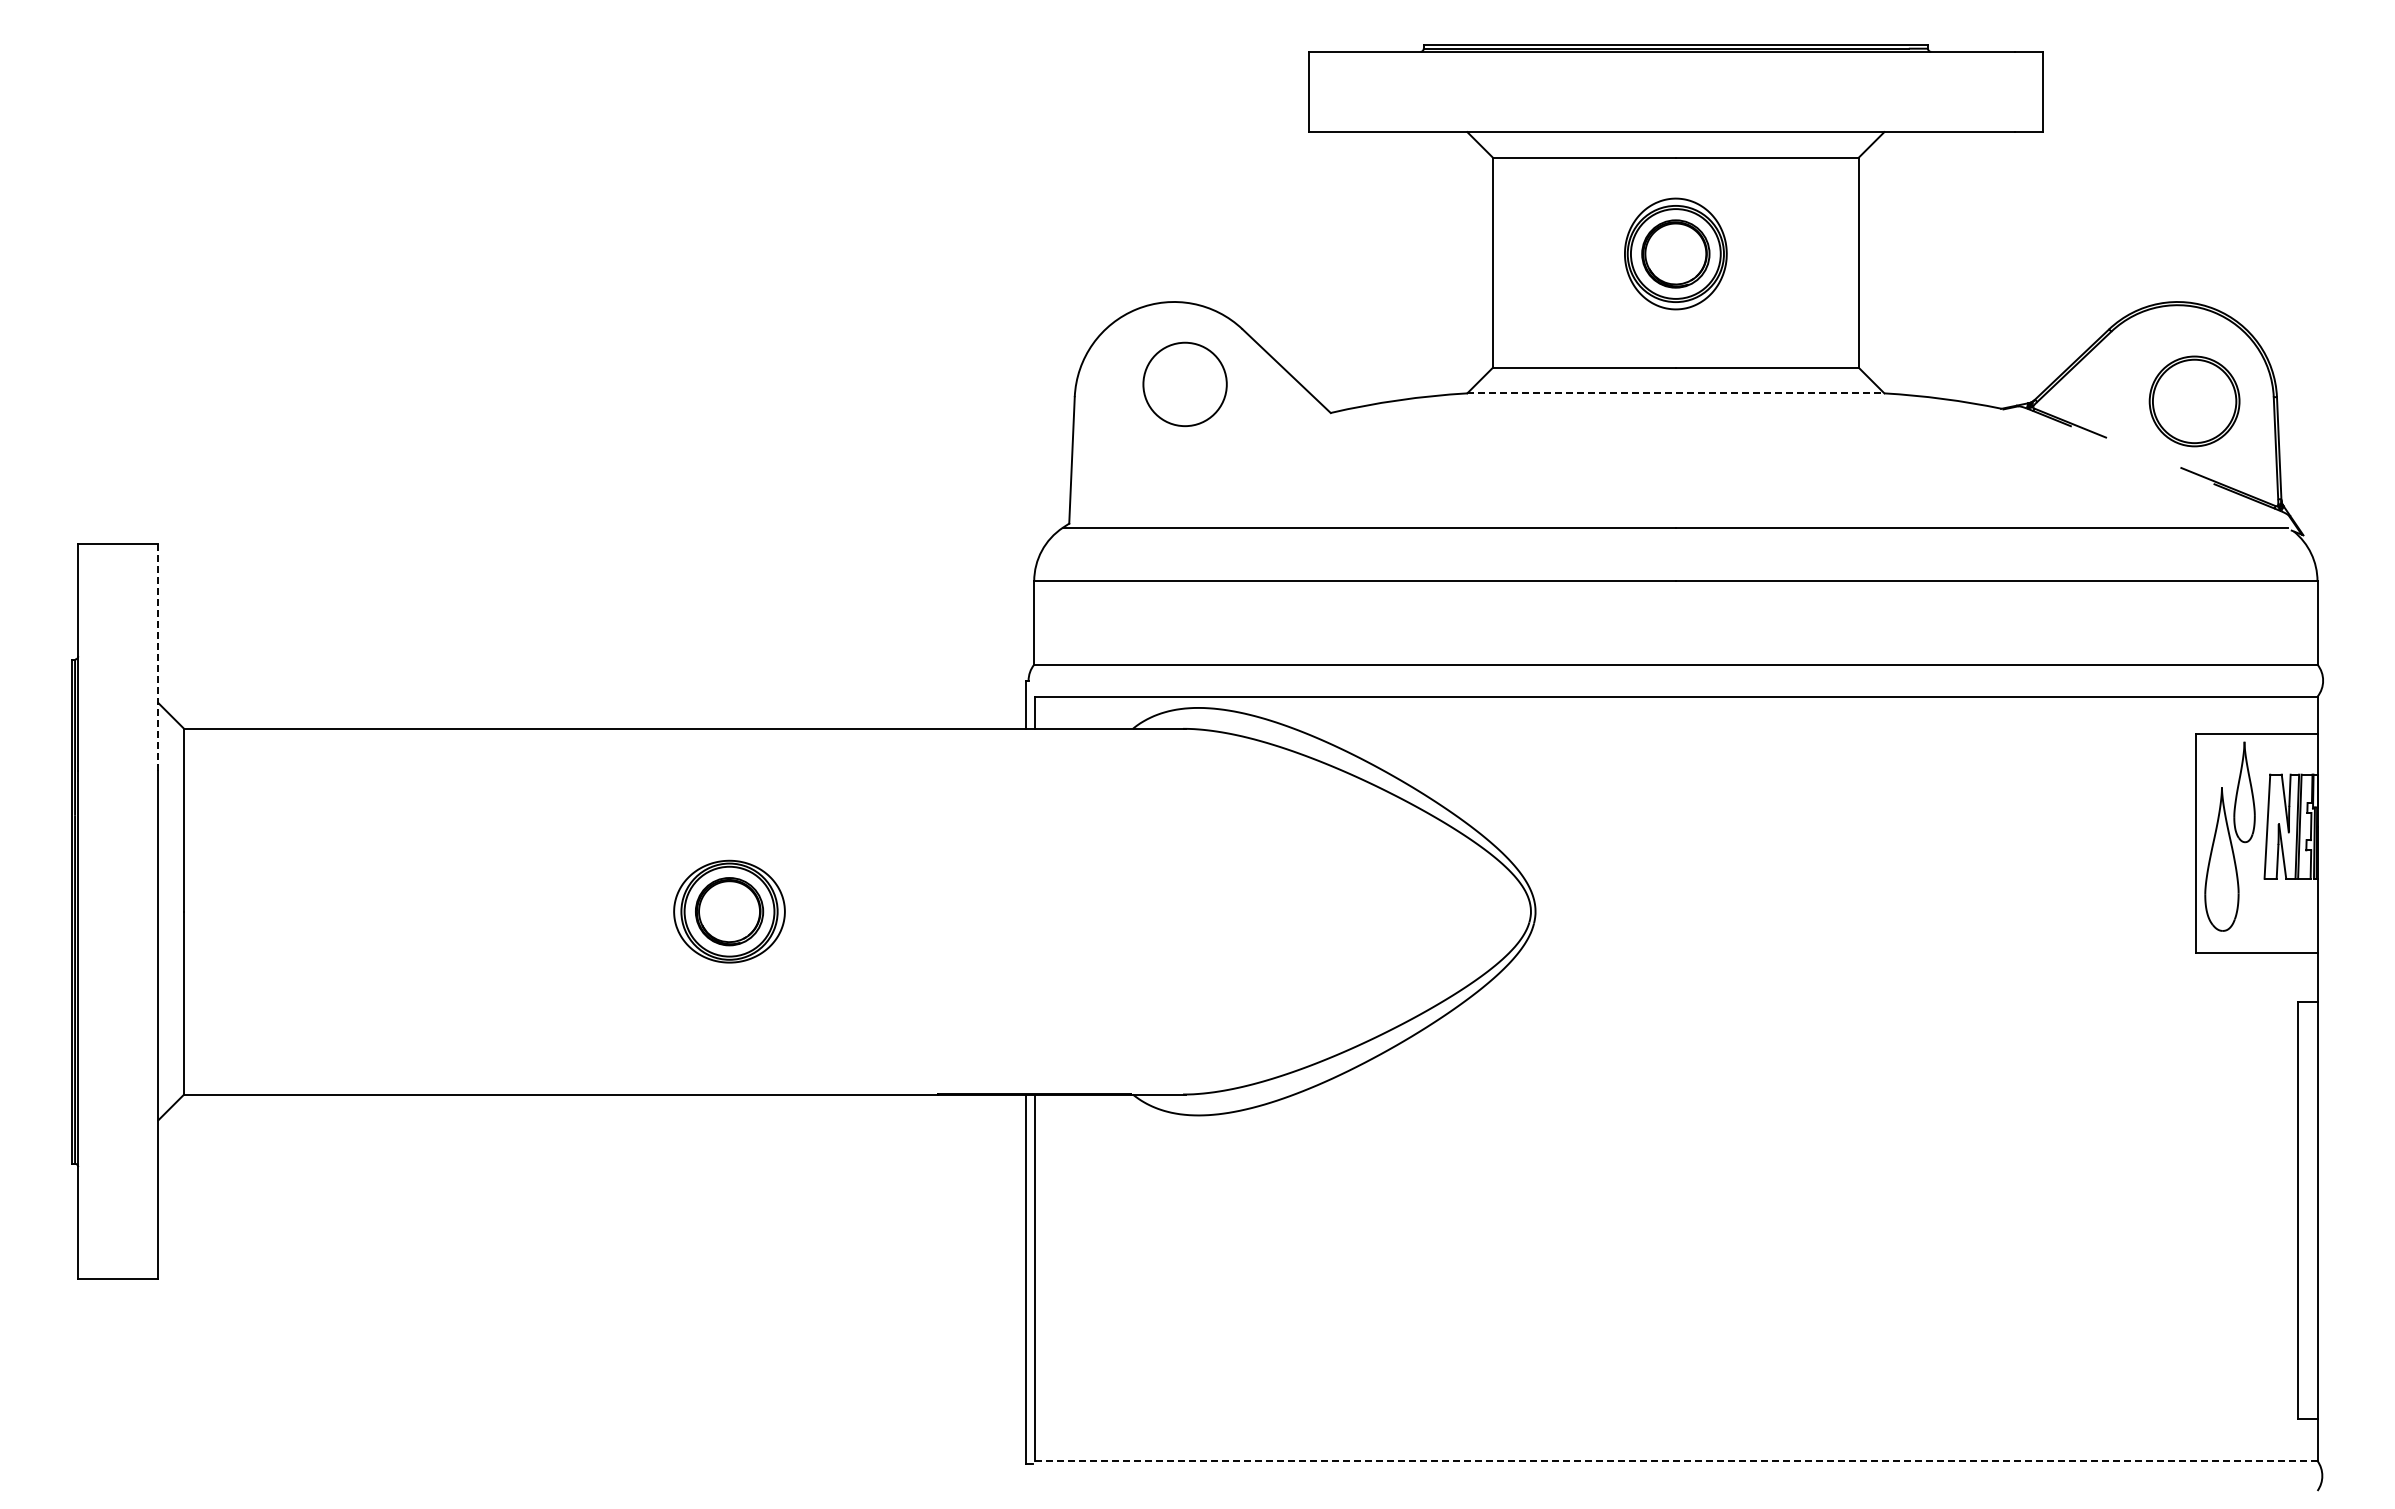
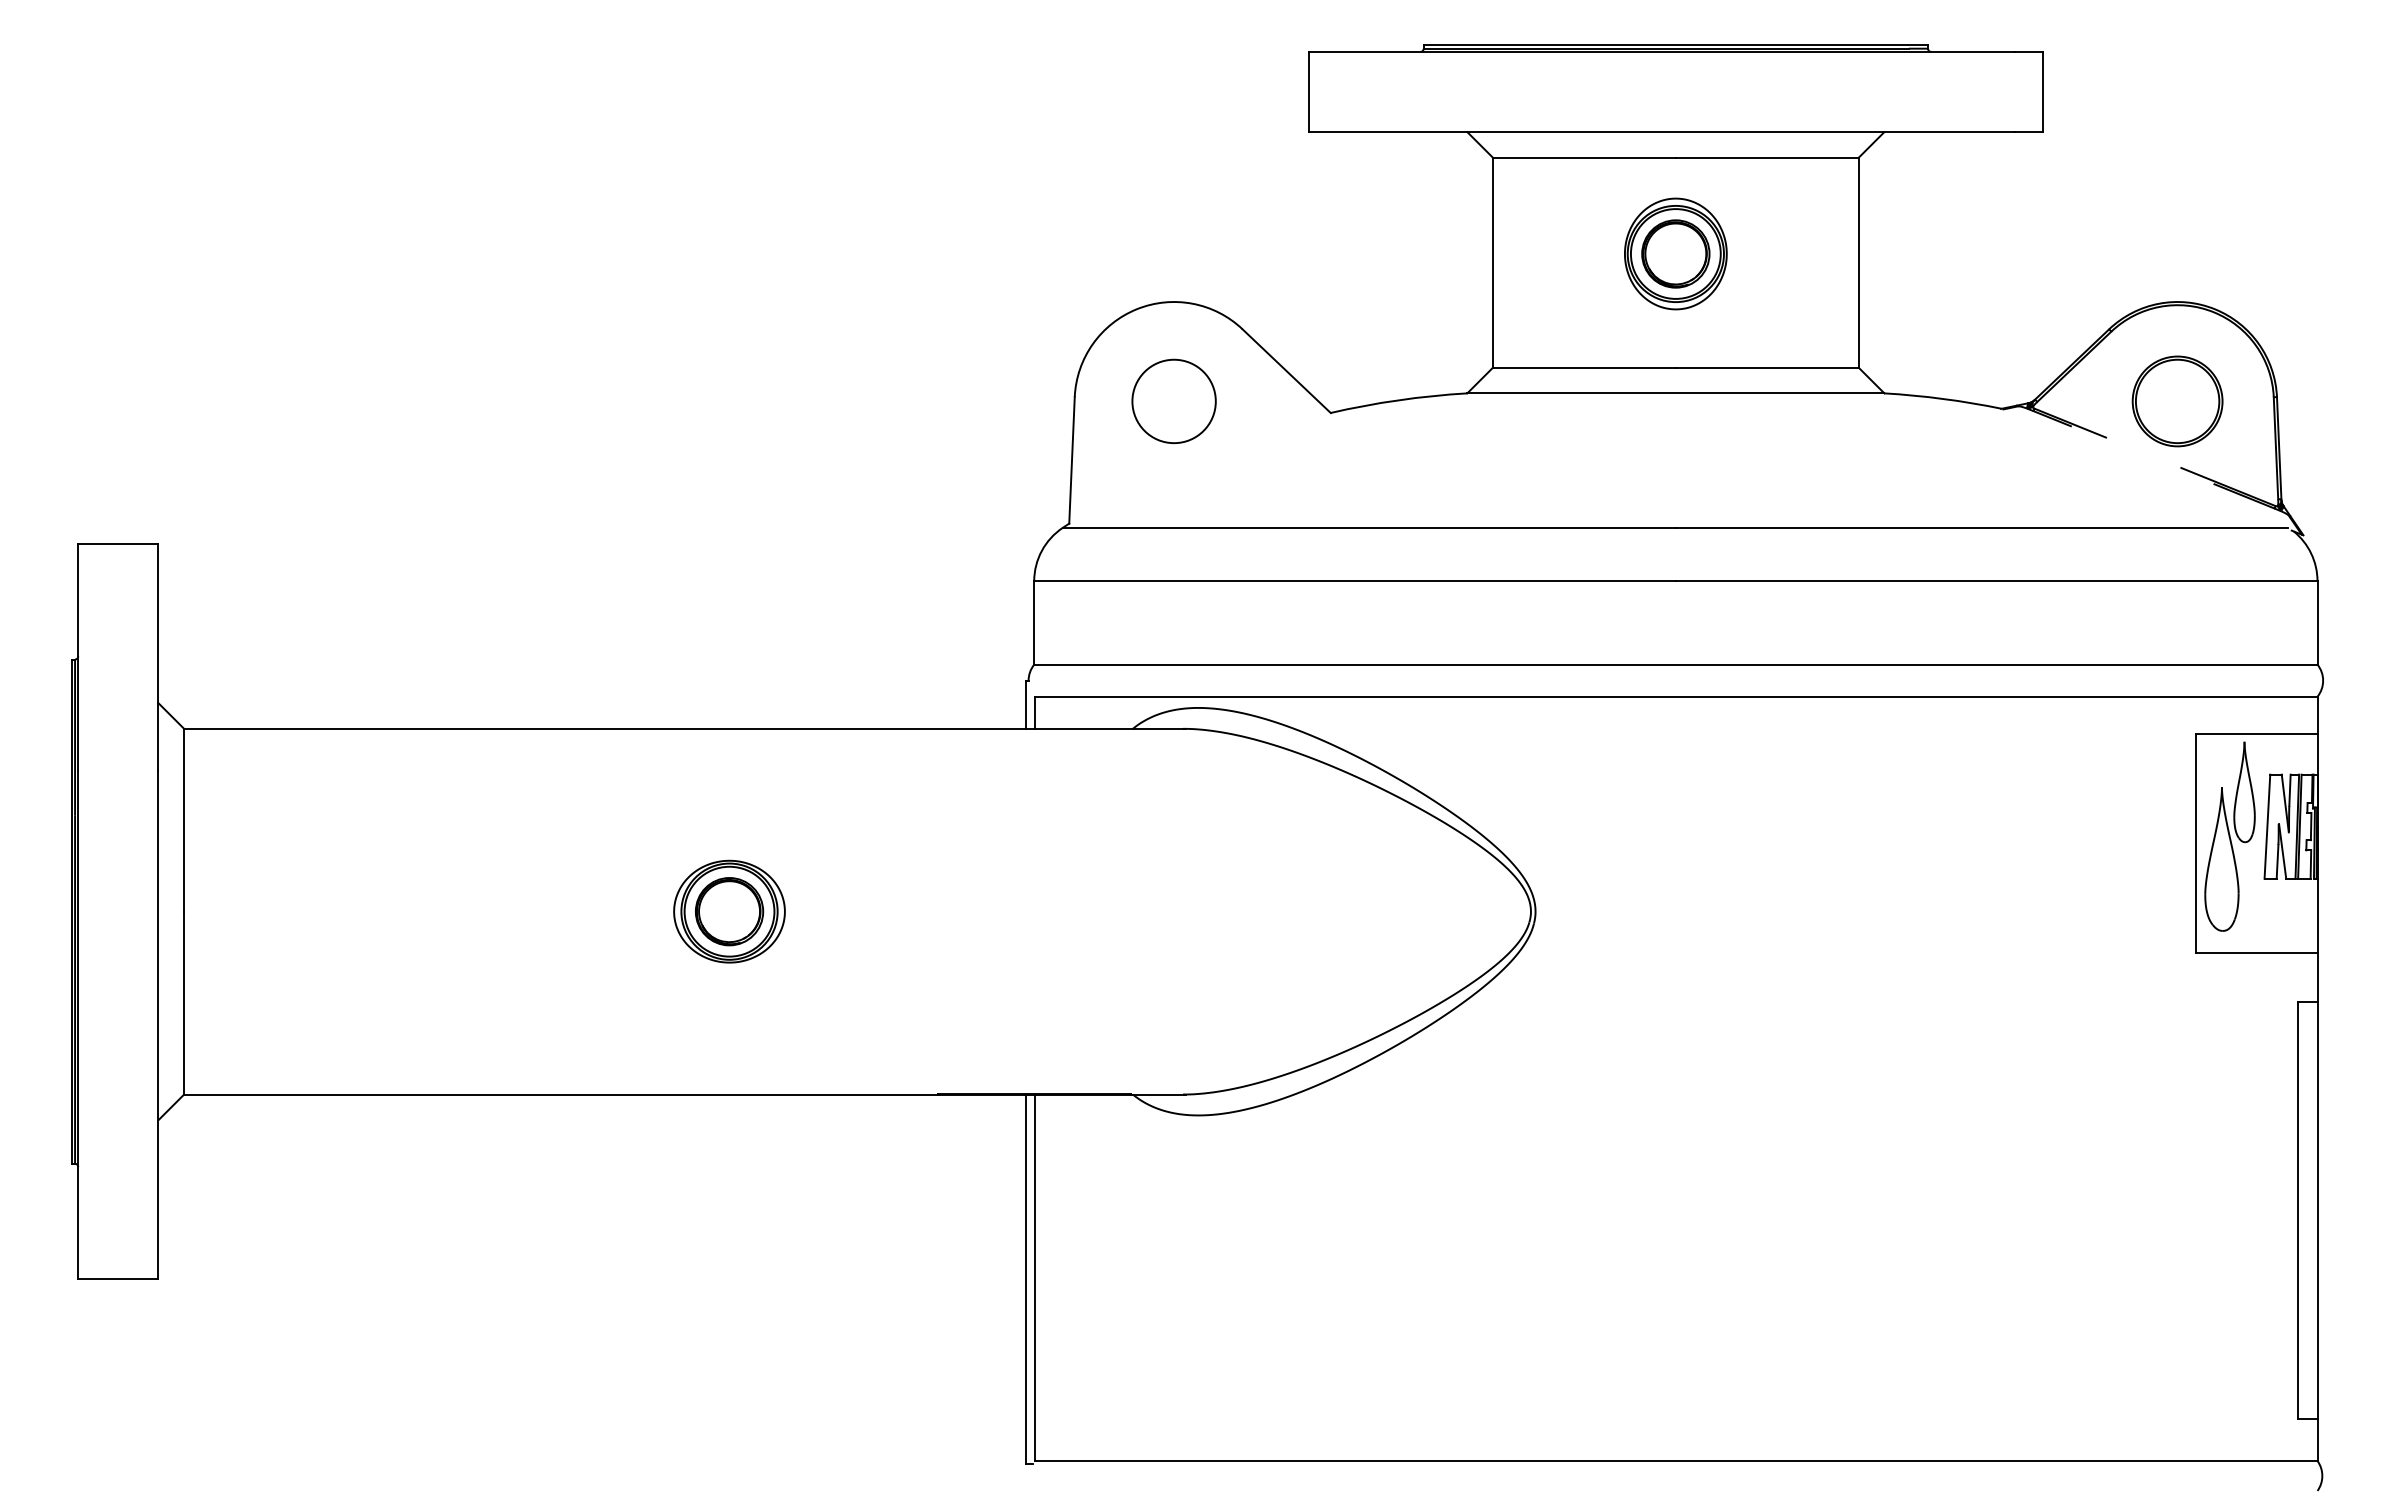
circle position: (1184, 384) -> (1173, 401) (1173, 401)
line: dashed -> solid (1675, 393)
part position: (2194, 401) -> (2177, 401) (2177, 401)
line: dashed -> solid (158, 658)
line: dashed -> solid (1675, 1460)
